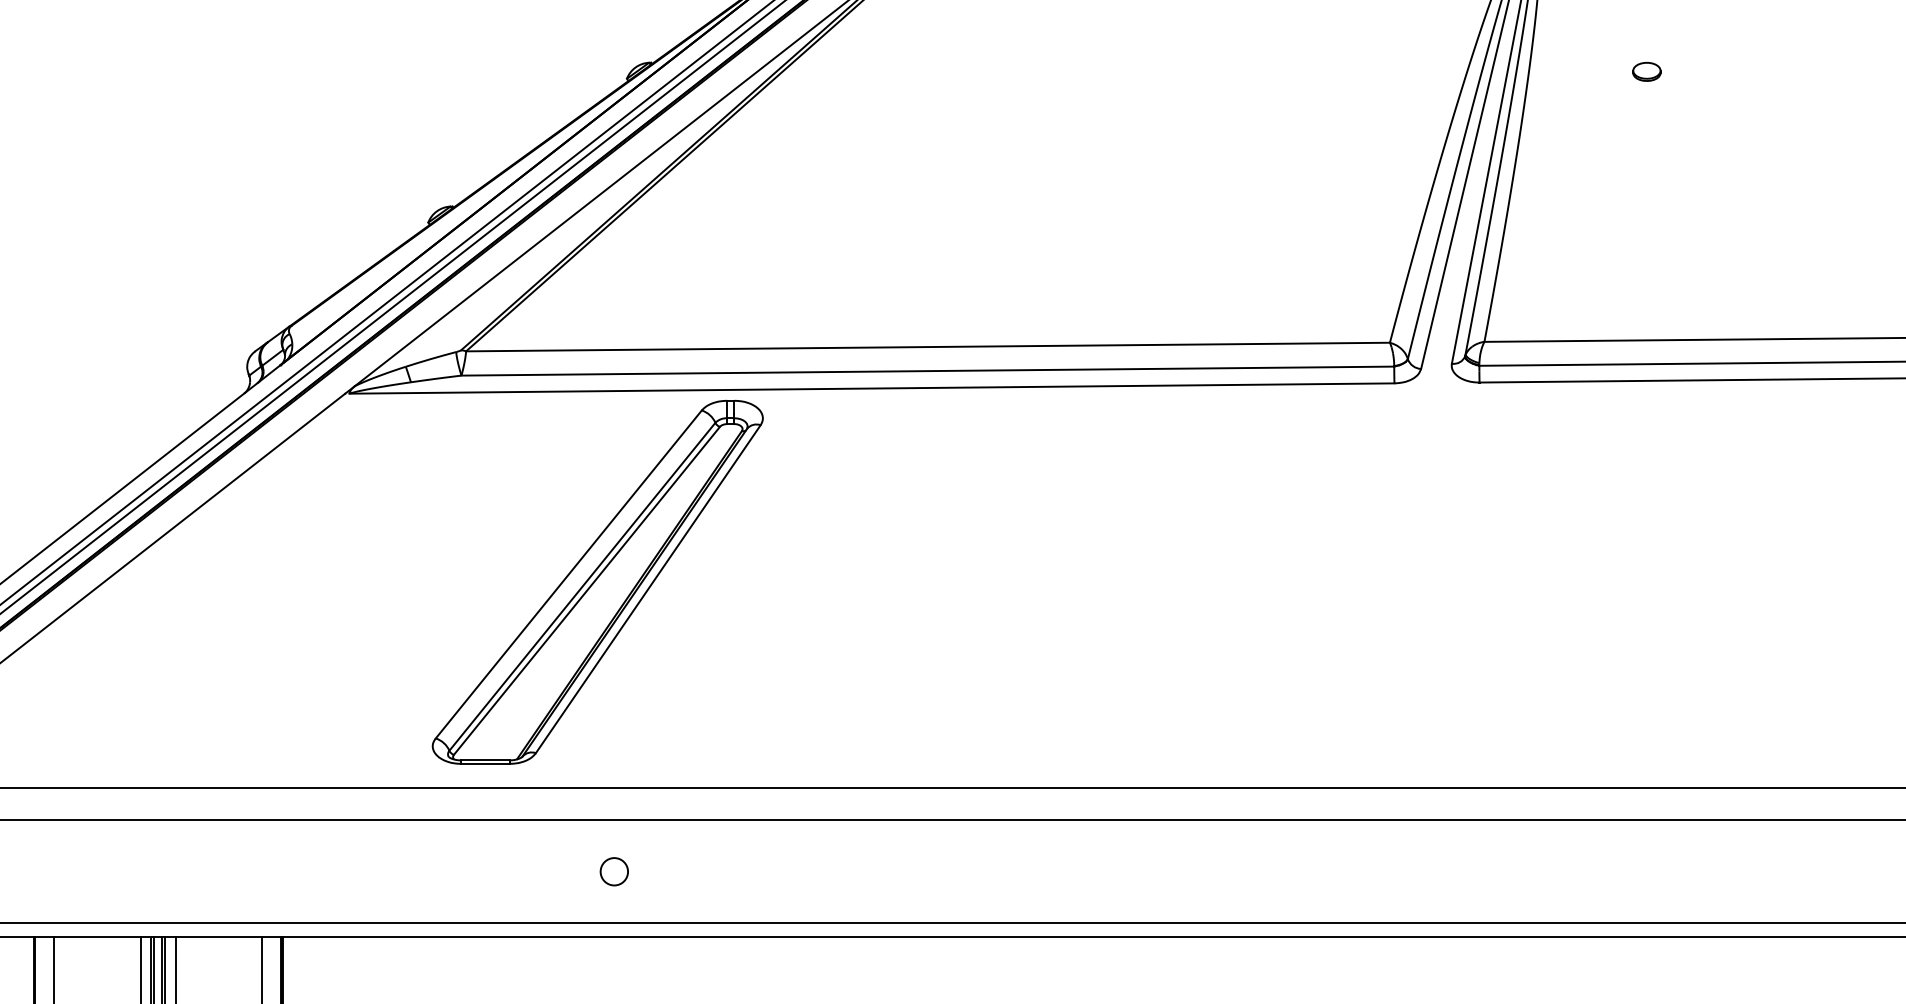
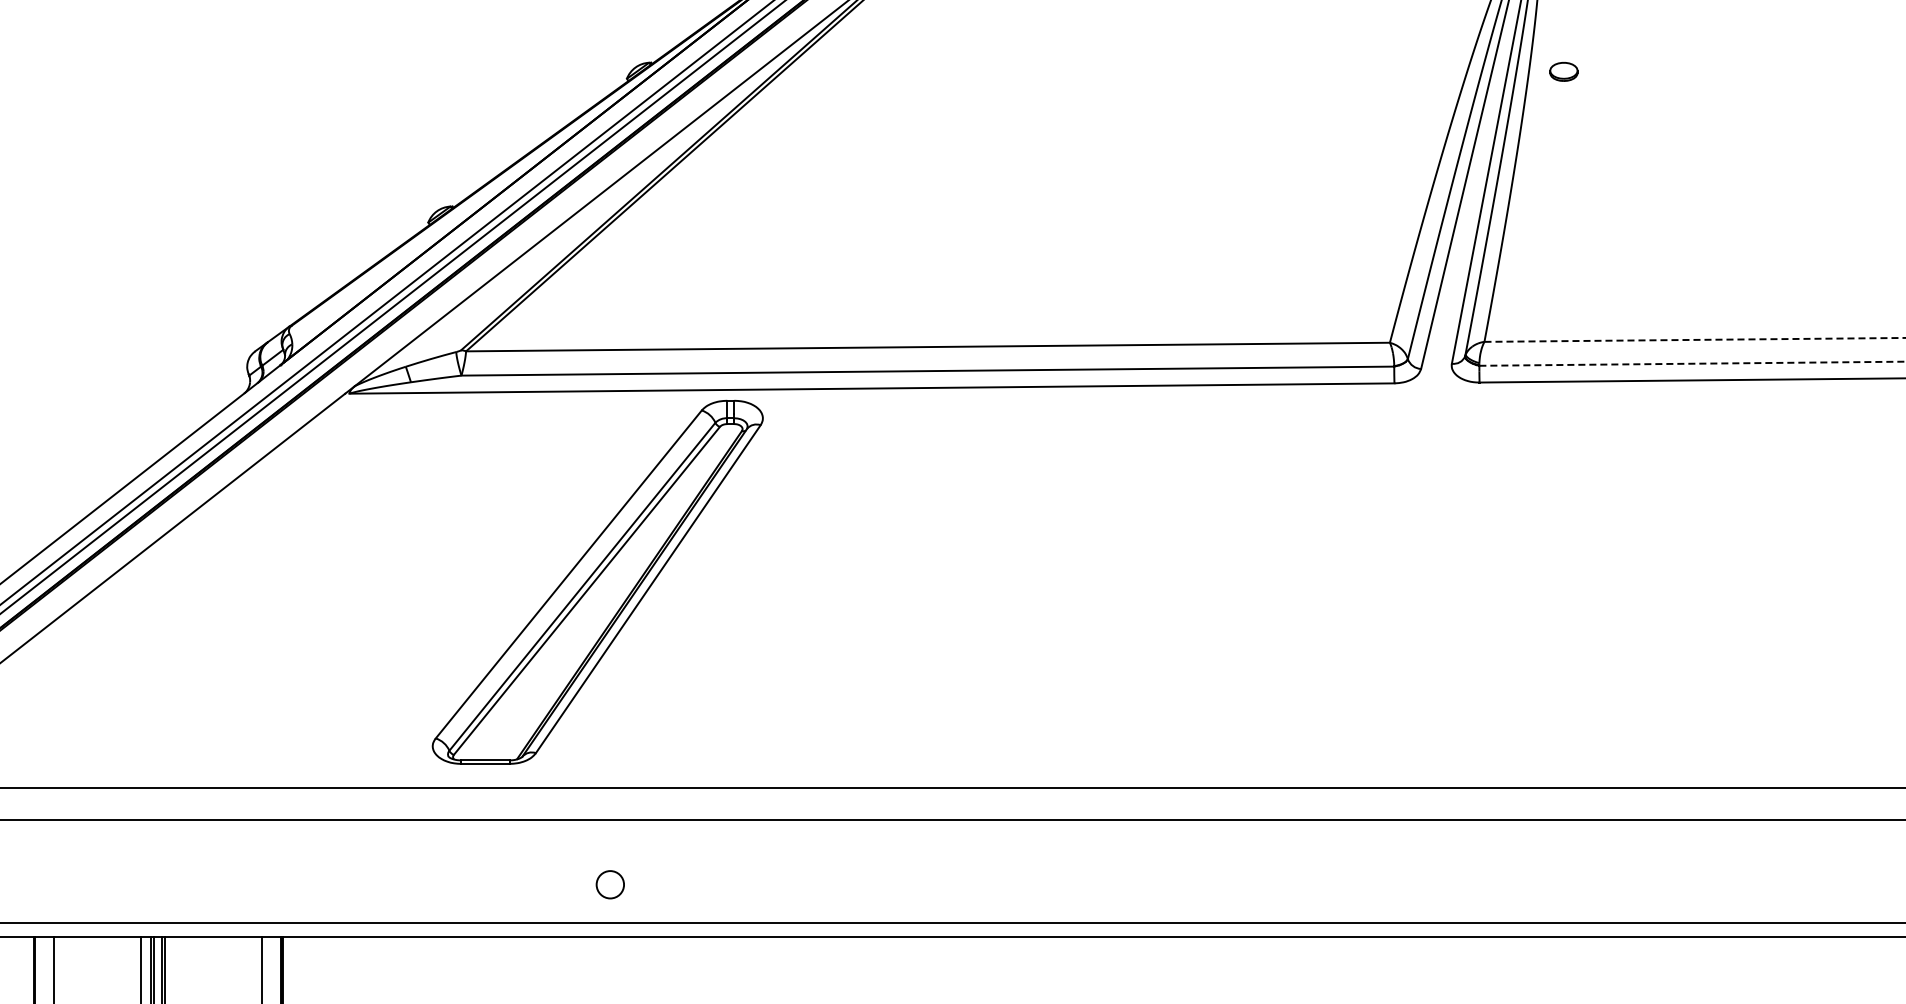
part position: (1646, 71) -> (1563, 71) (1563, 71)
line: solid -> dashed (1694, 339)
line: solid -> dashed (1692, 363)
circle position: (613, 871) -> (609, 884) (609, 884)
line: present -> none (175, 968)
